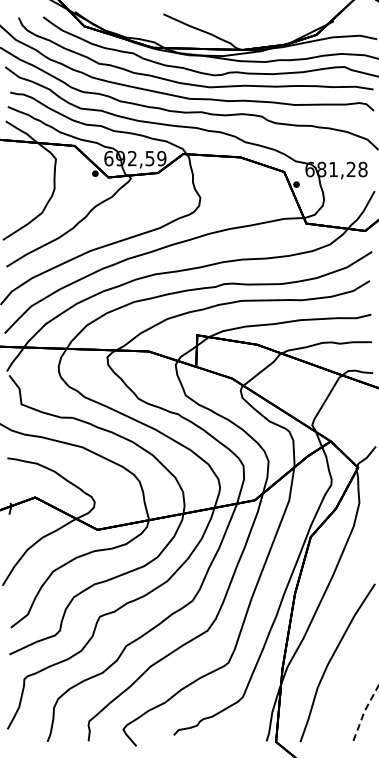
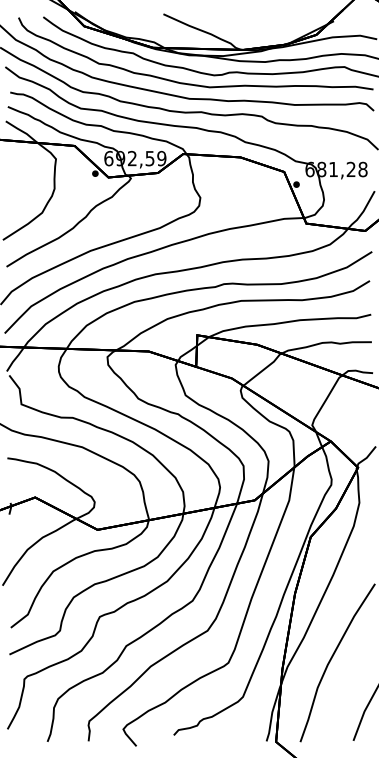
line: dashed -> solid (364, 711)
